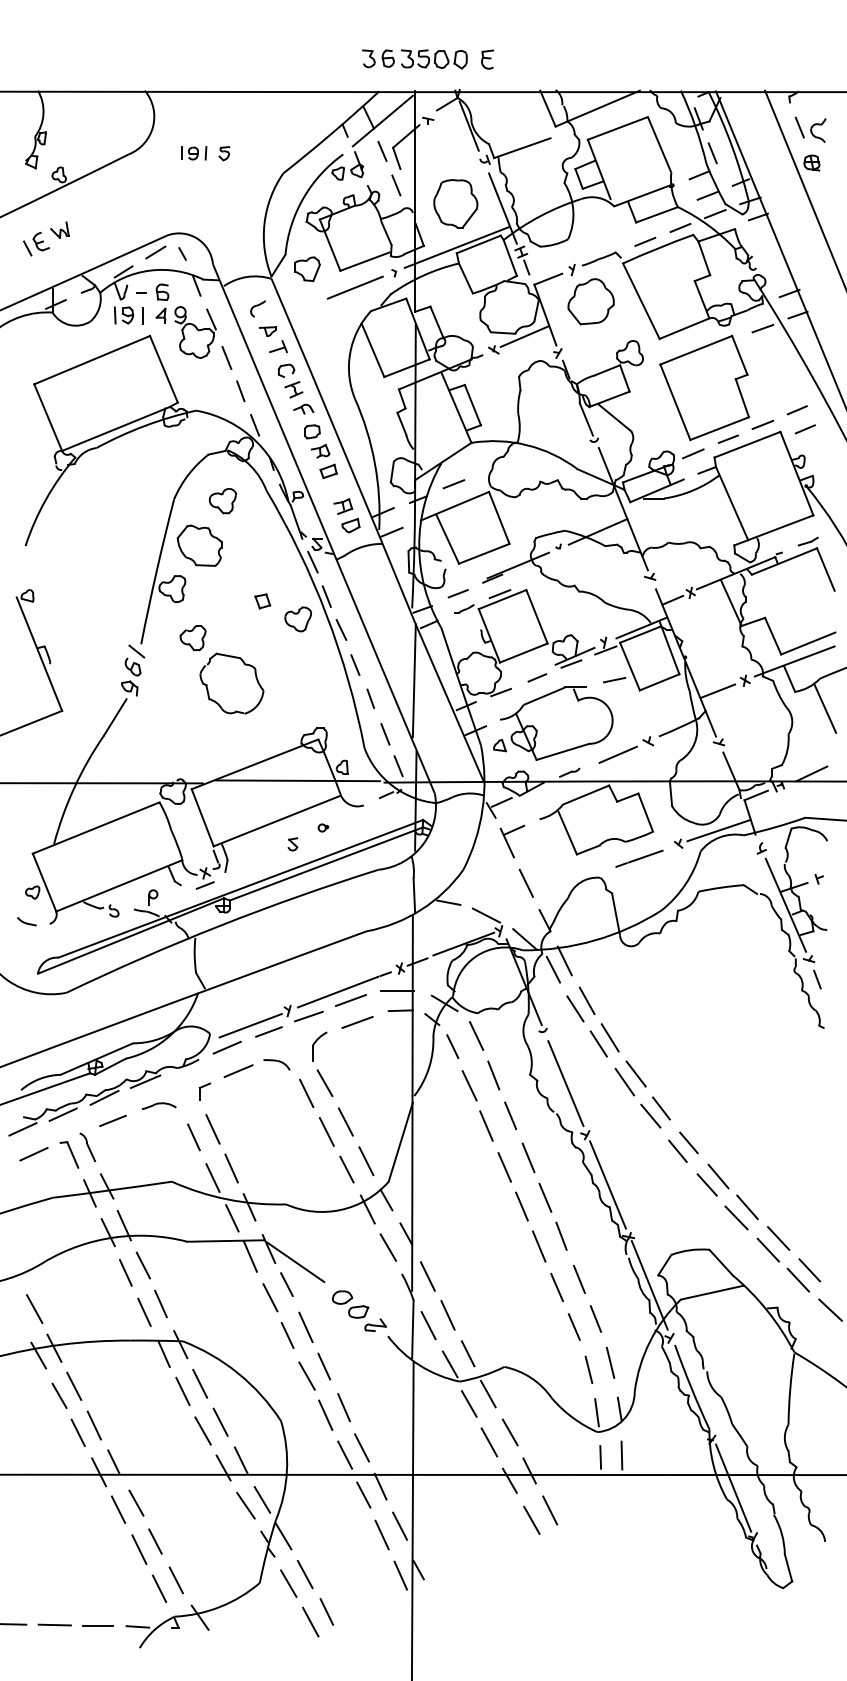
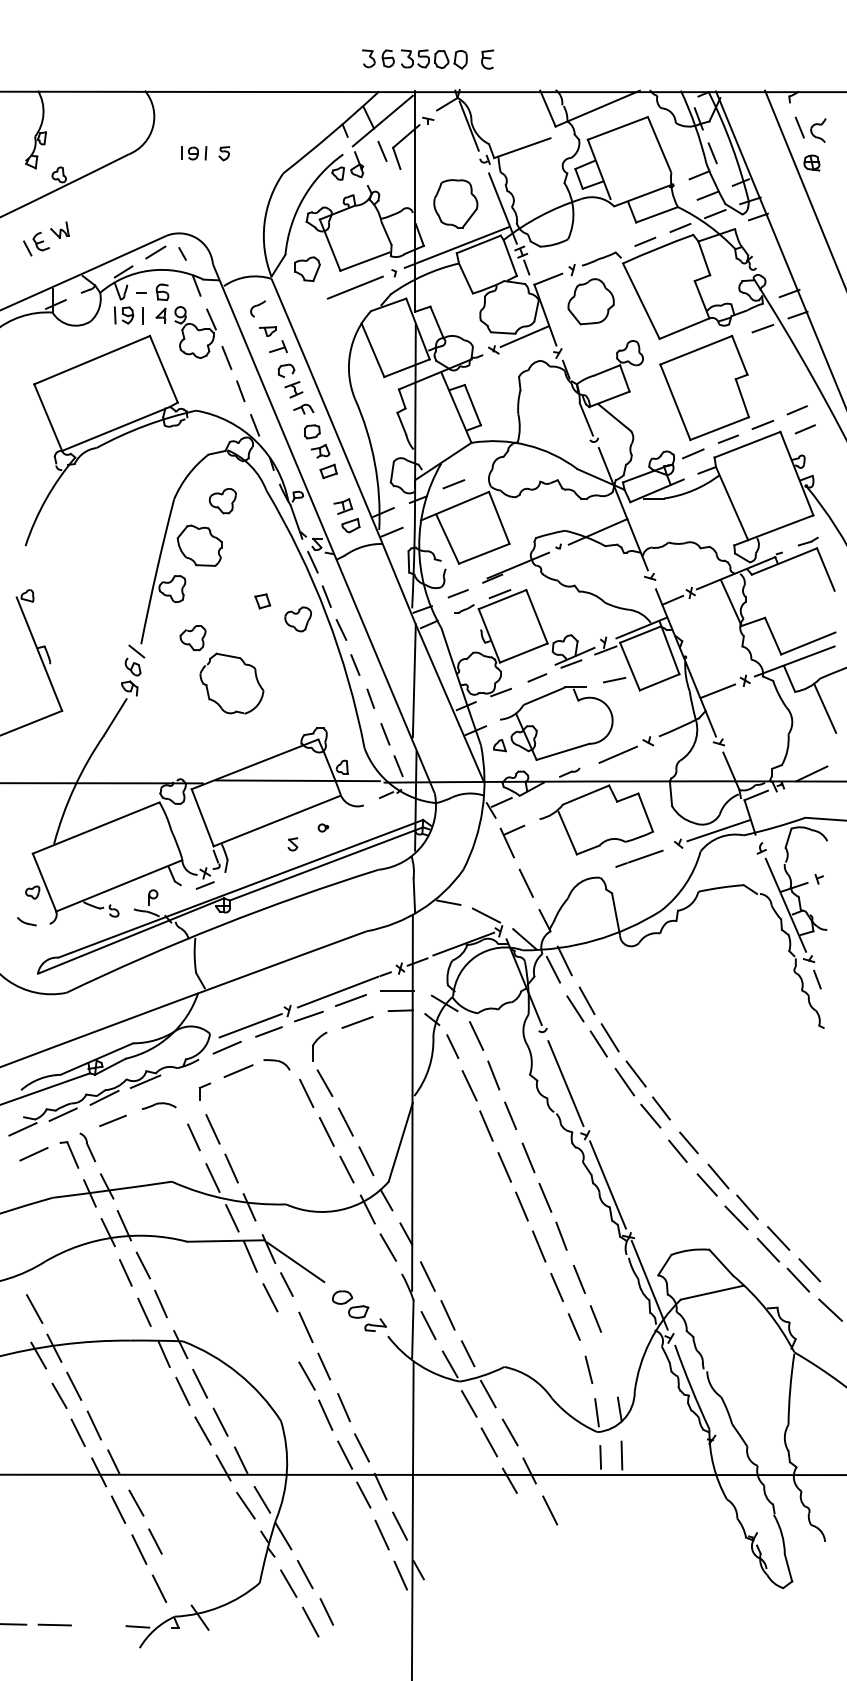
line: present -> none (396, 185)
line: present -> none (287, 1335)
line: present -> none (610, 1362)
line: present -> none (733, 1487)
line: present -> none (531, 1519)
line: present -> none (175, 1580)
line: present -> none (97, 1626)
